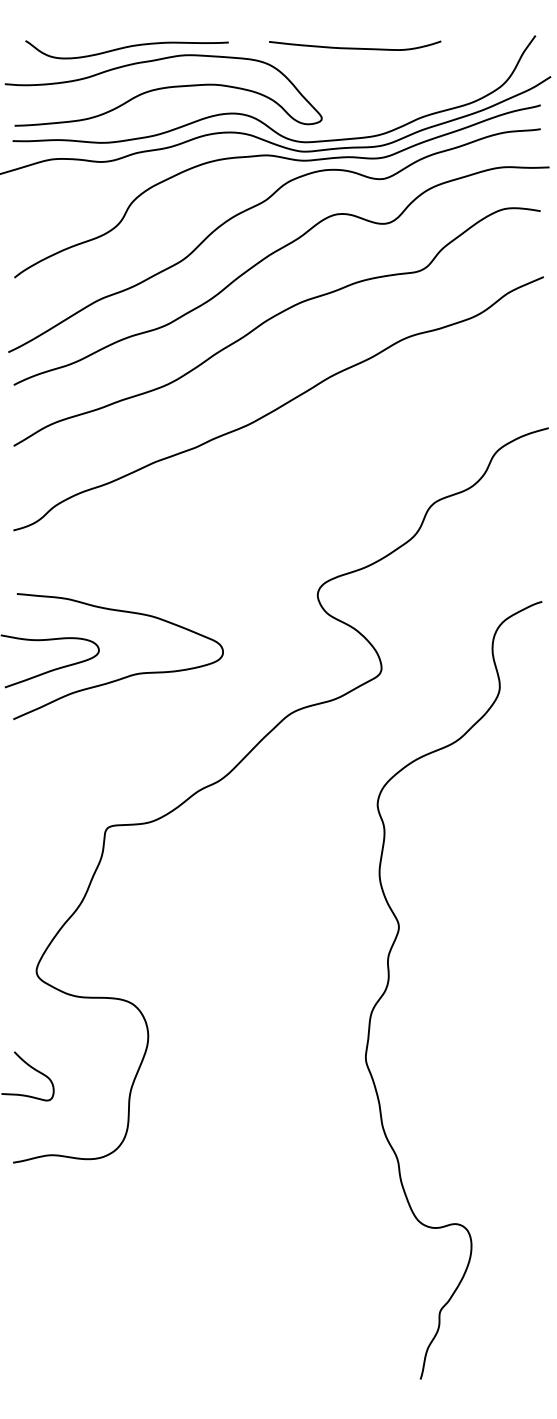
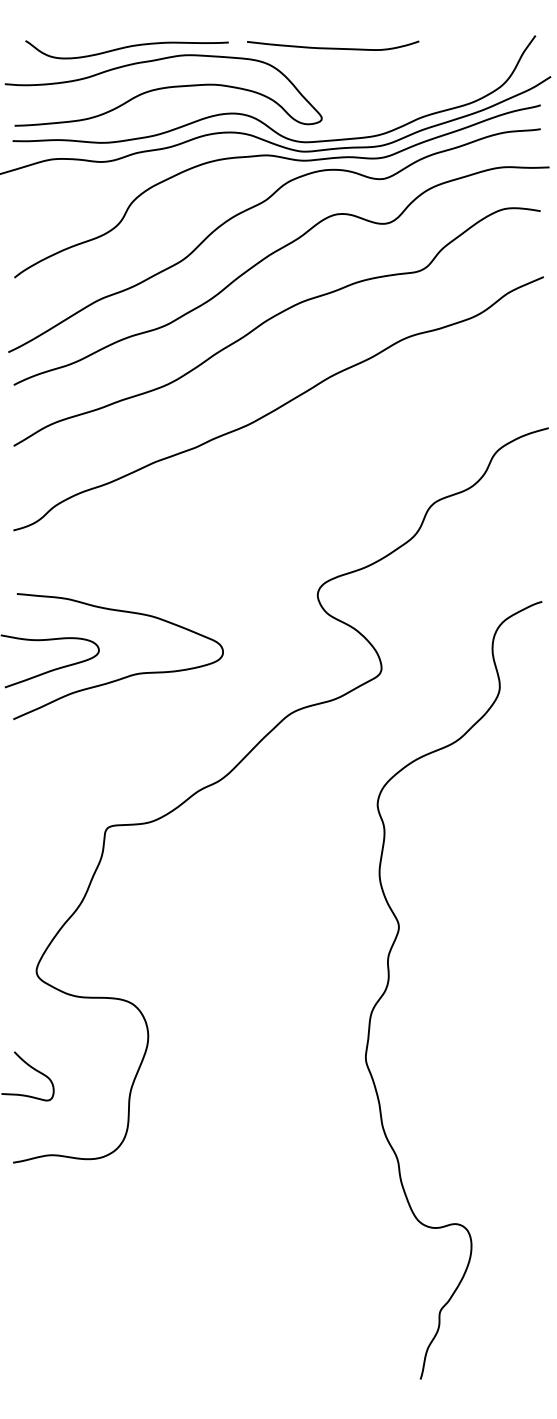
curve position: (355, 47) -> (333, 47) (333, 47)
